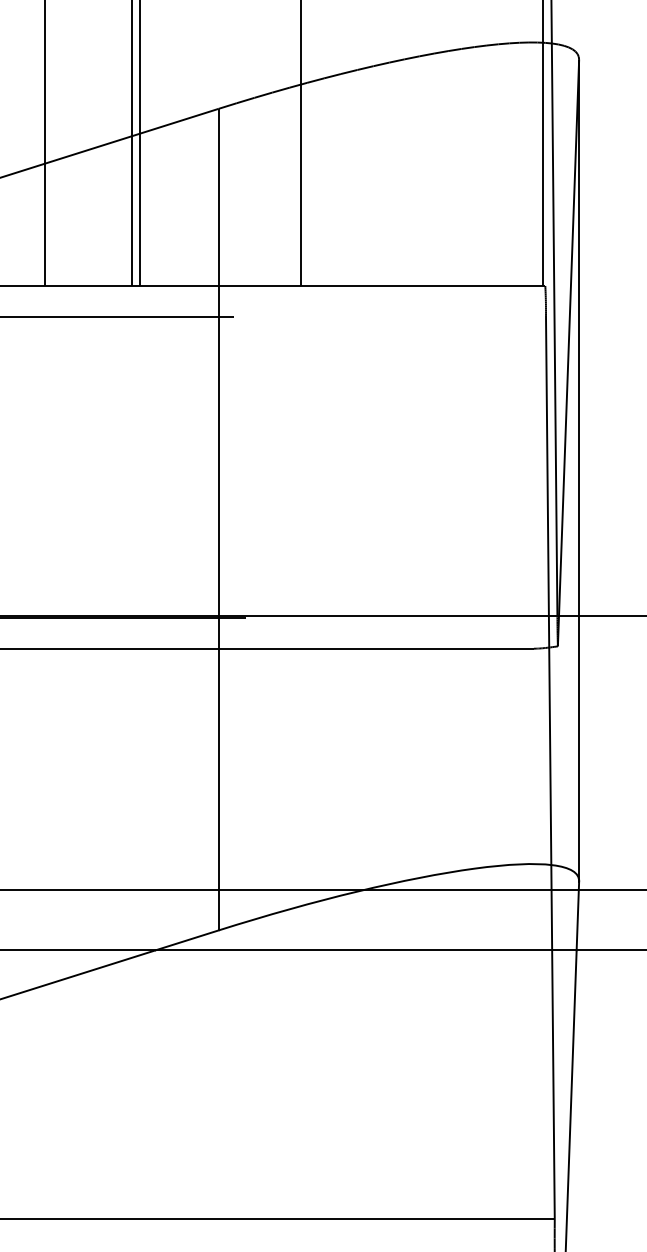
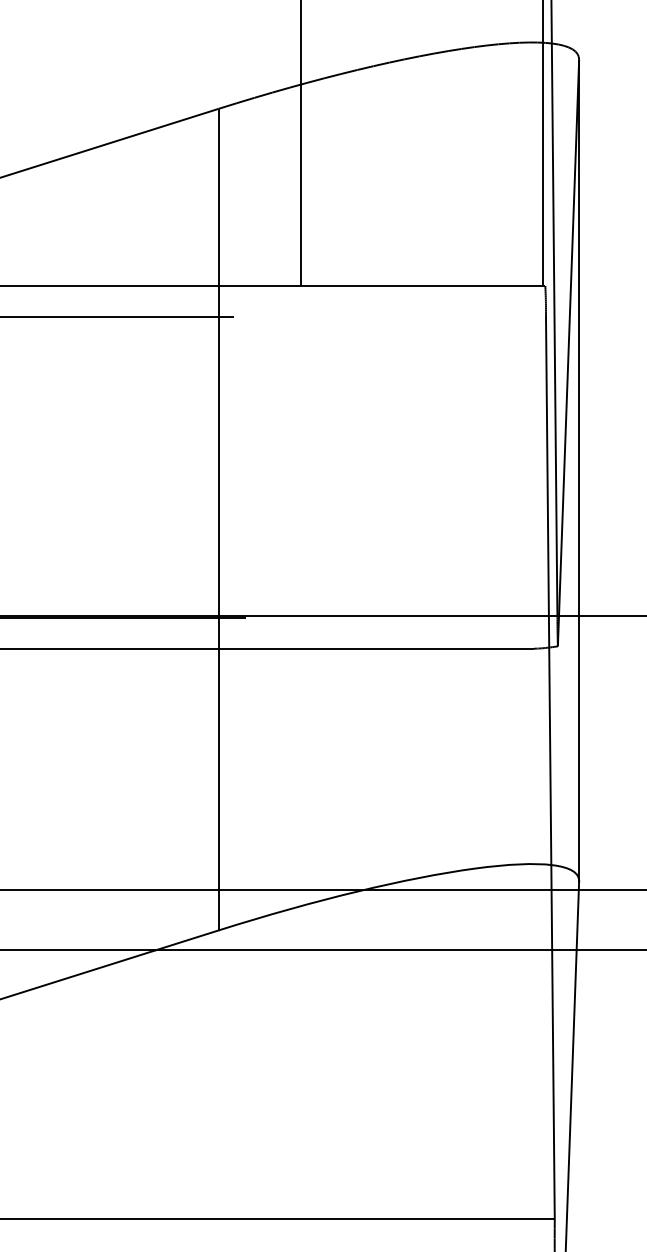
line: present -> none (44, 143)
line: present -> none (132, 143)
line: present -> none (139, 143)
